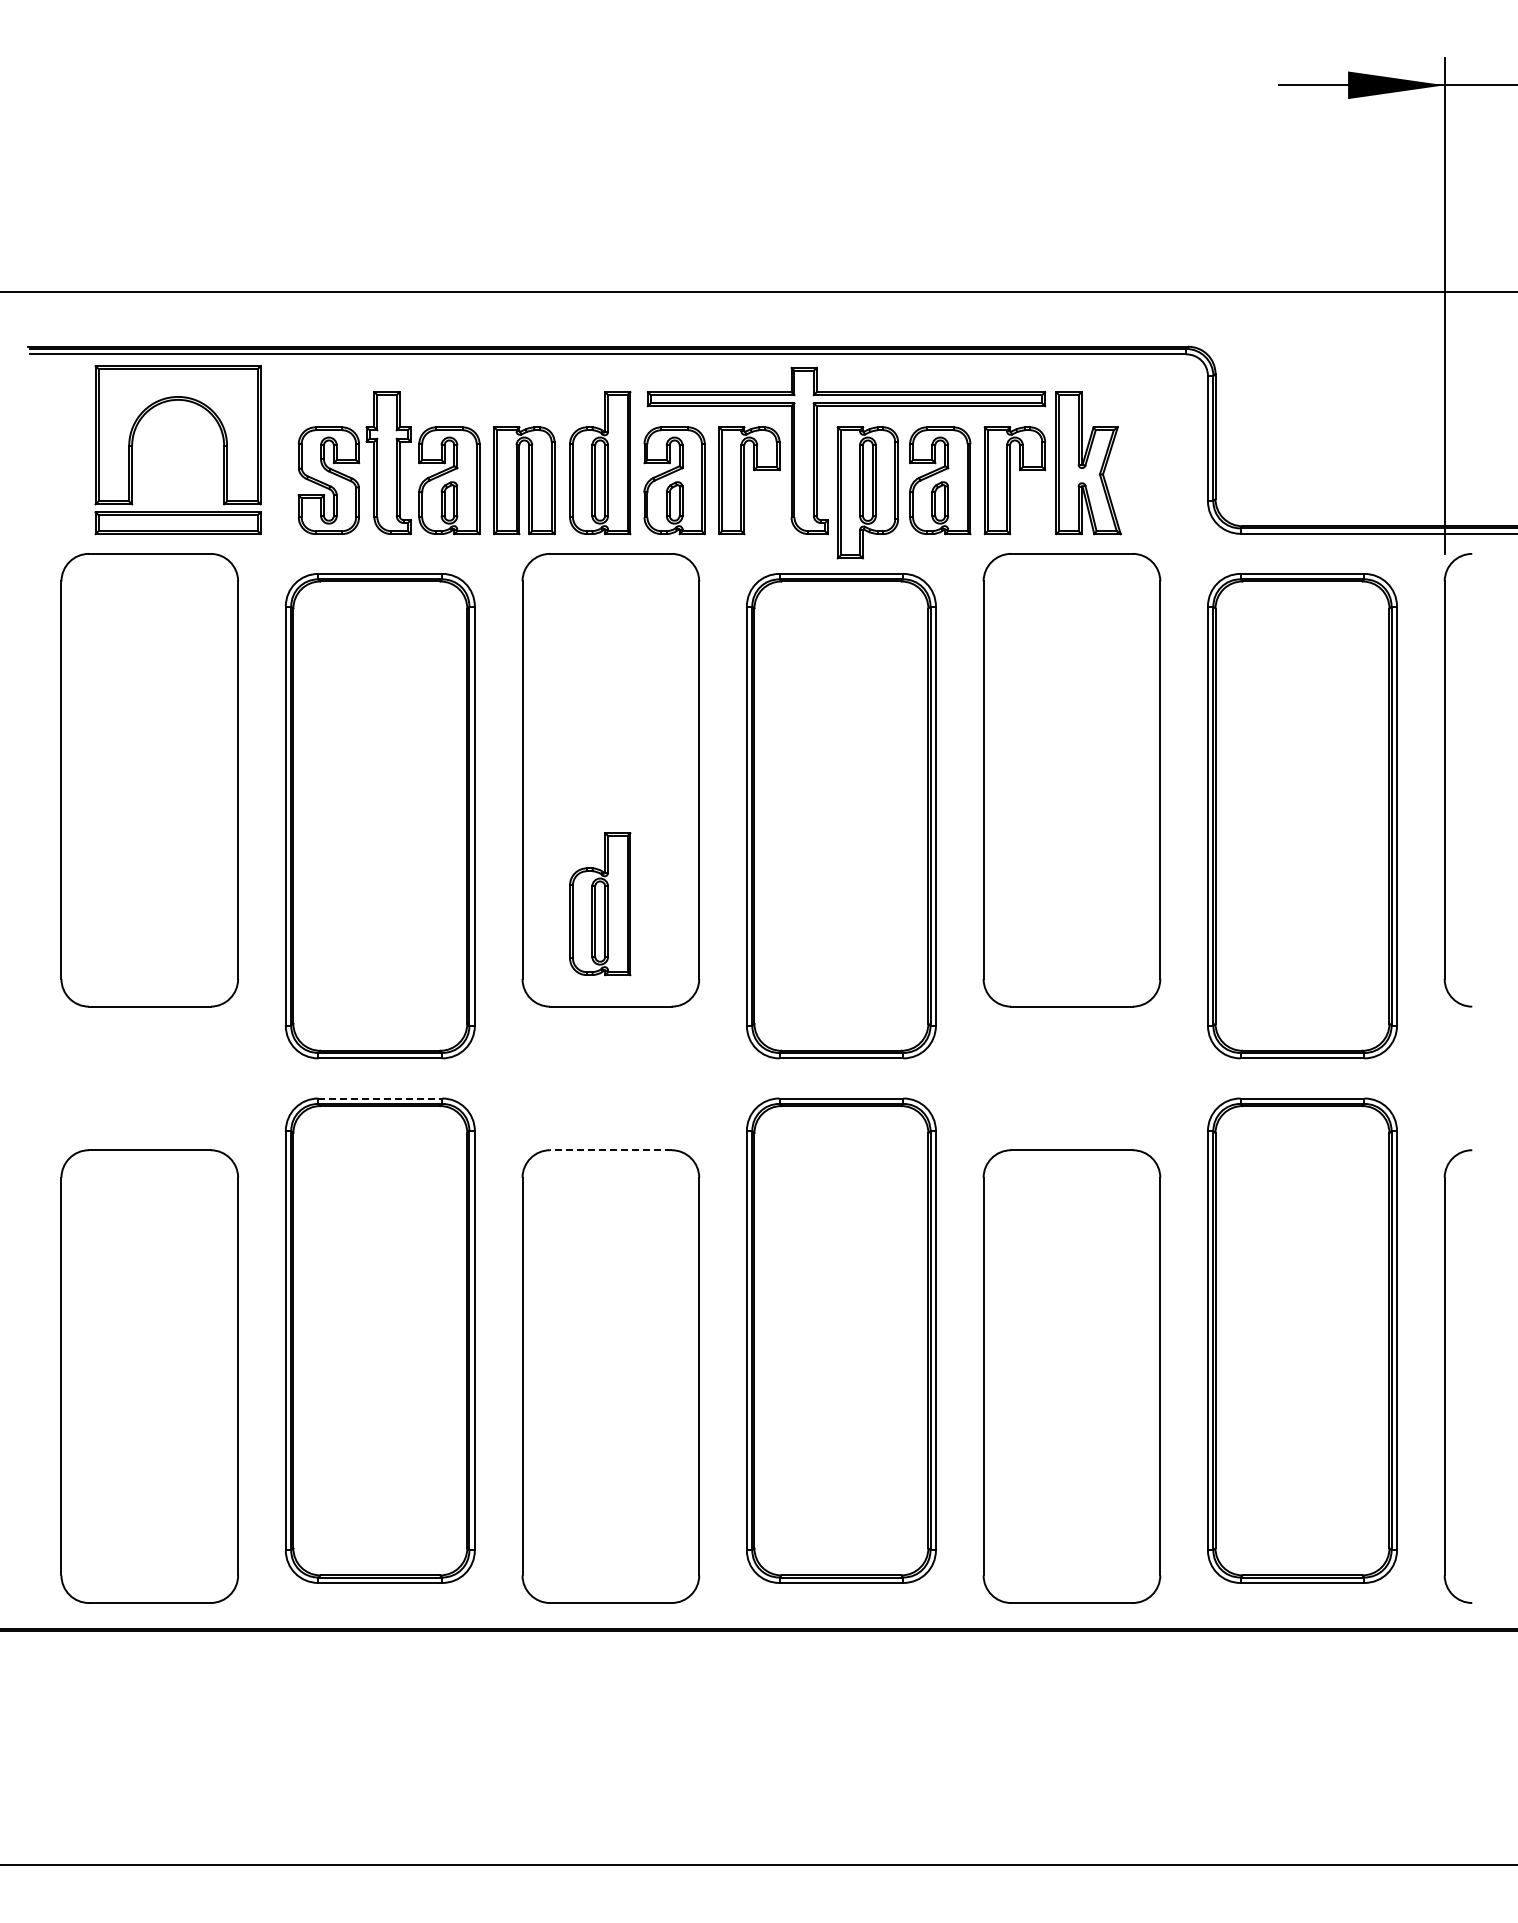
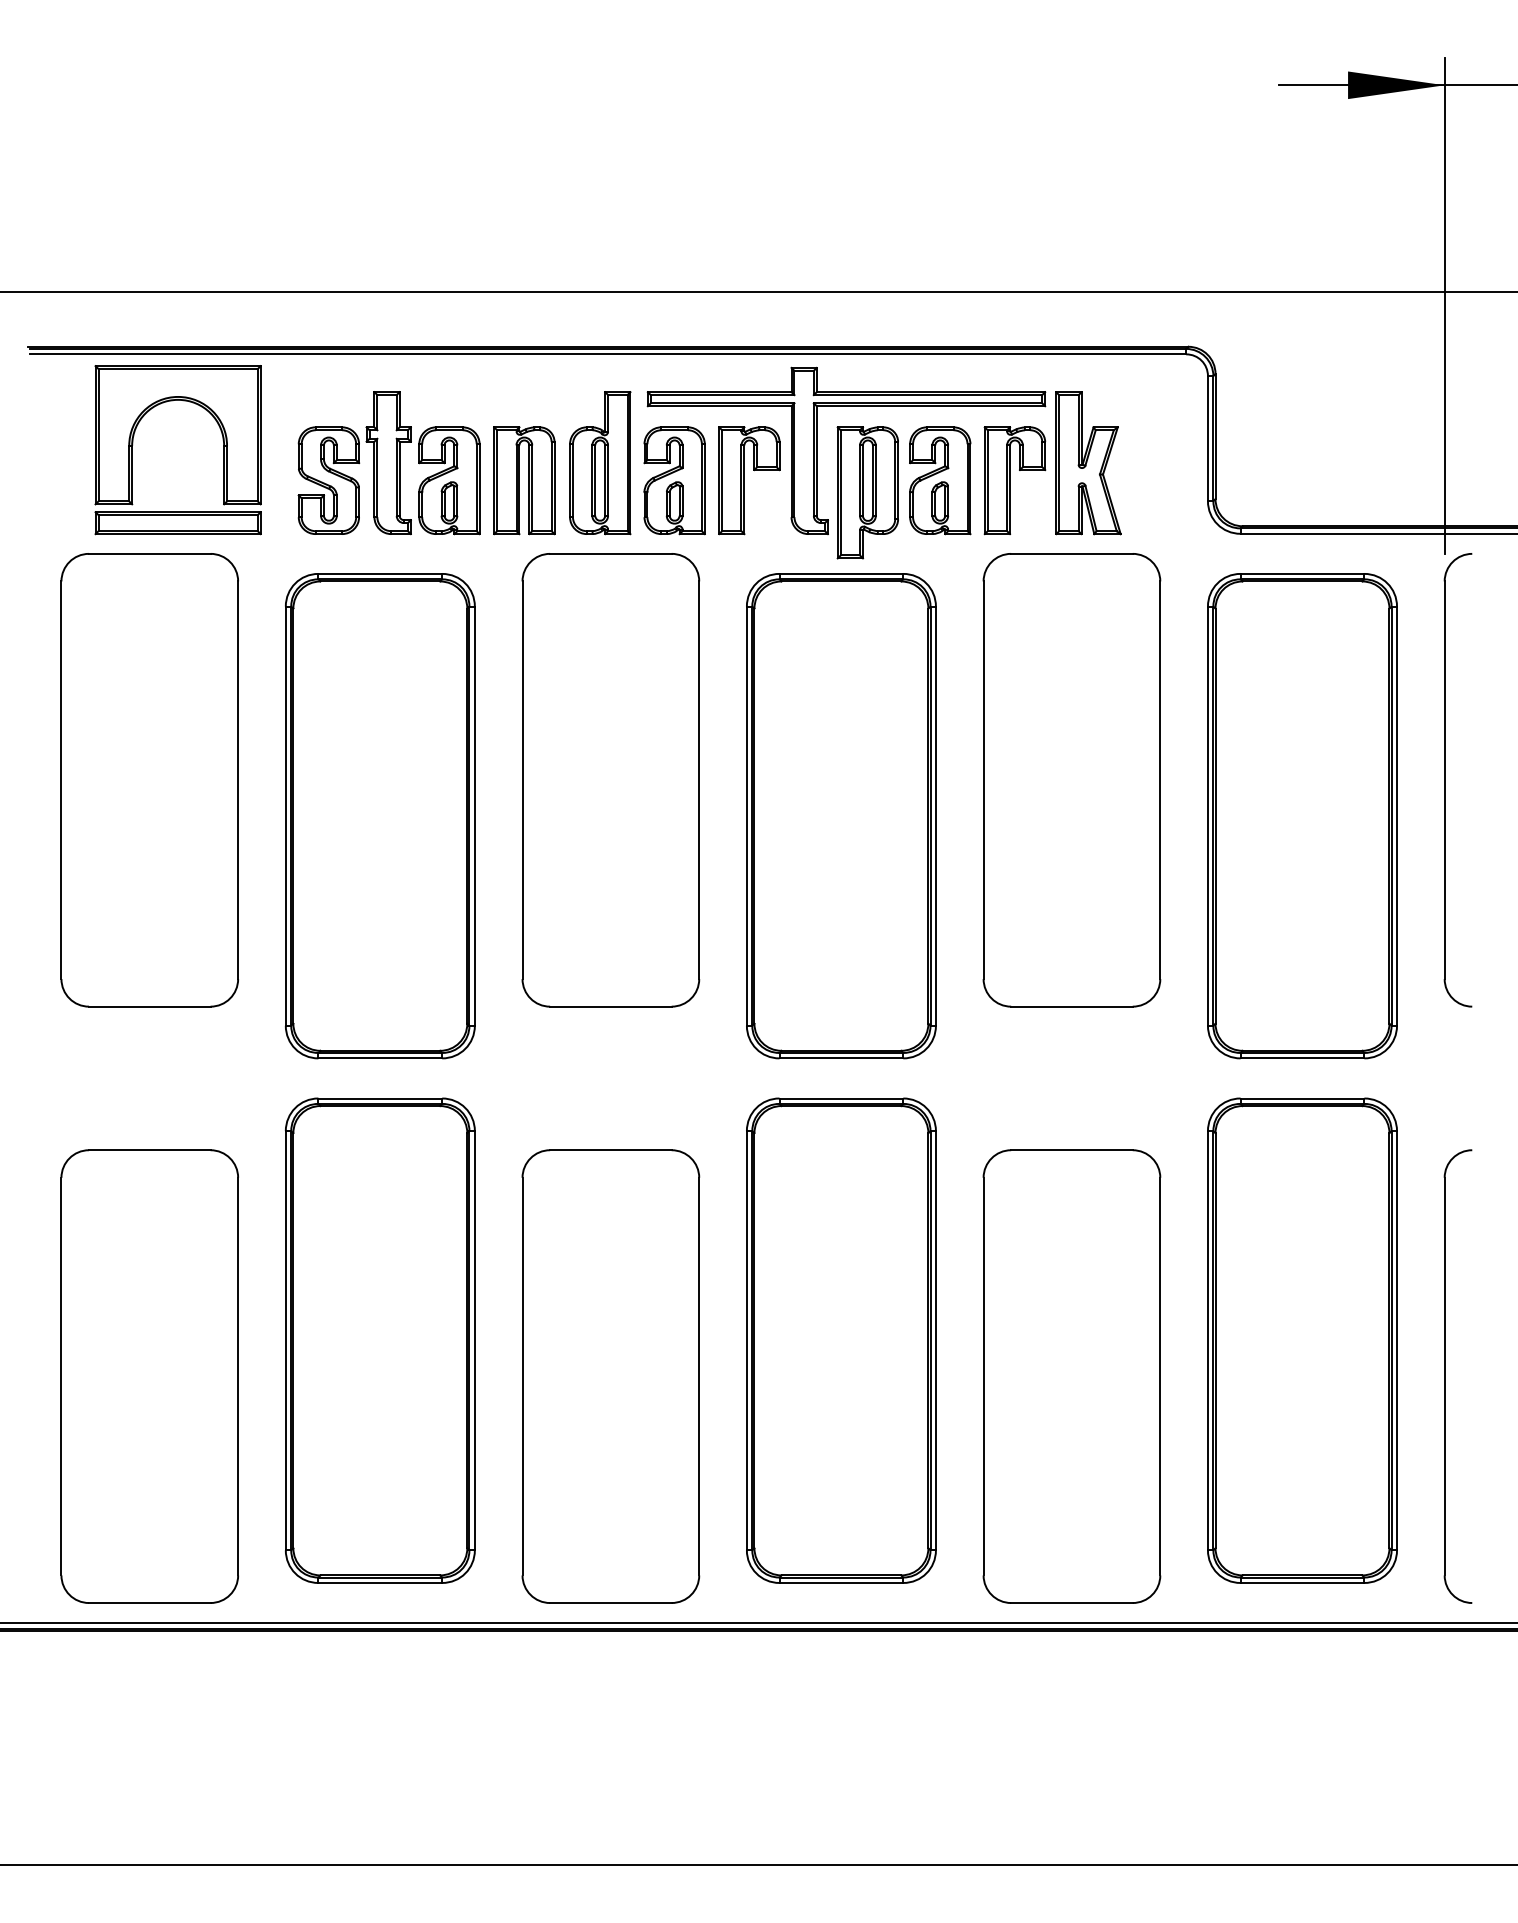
part: present -> none (600, 904)
line: dashed -> solid (380, 1098)
line: dashed -> solid (610, 1150)
line: none -> present (758, 1623)
